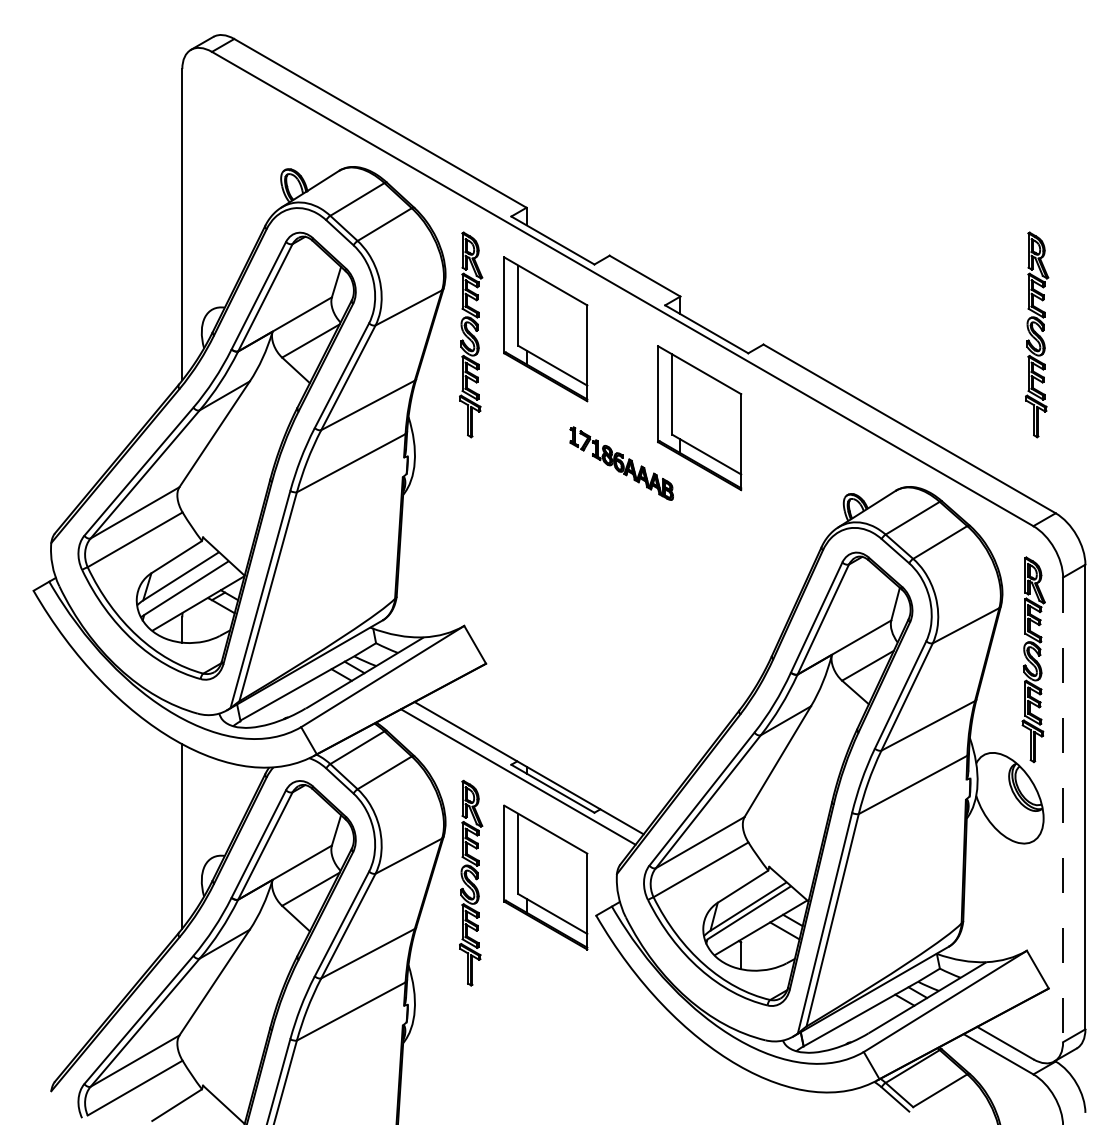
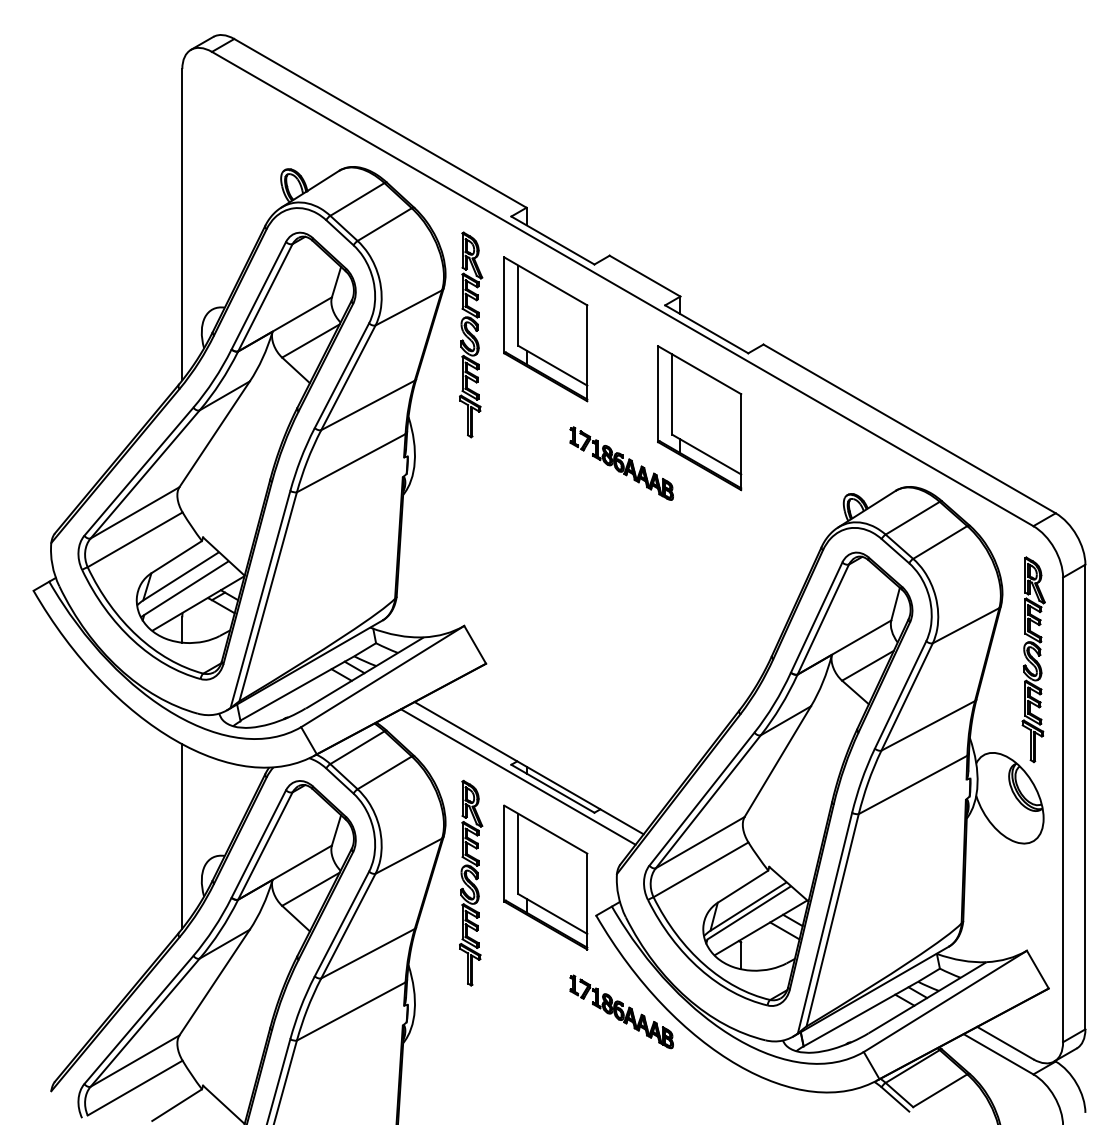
part: present -> none (1037, 334)
line: dashed -> solid (1063, 810)
part: none -> present (621, 1011)
